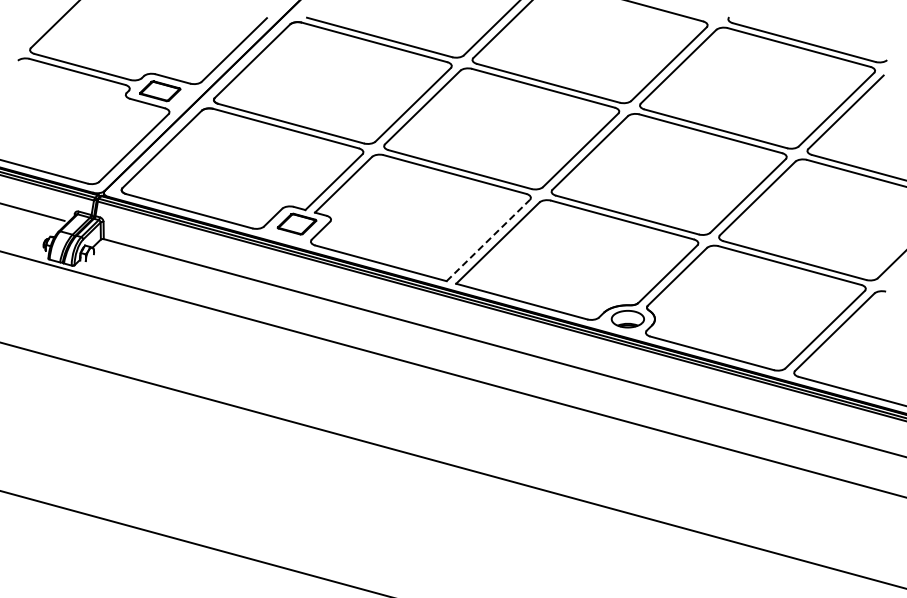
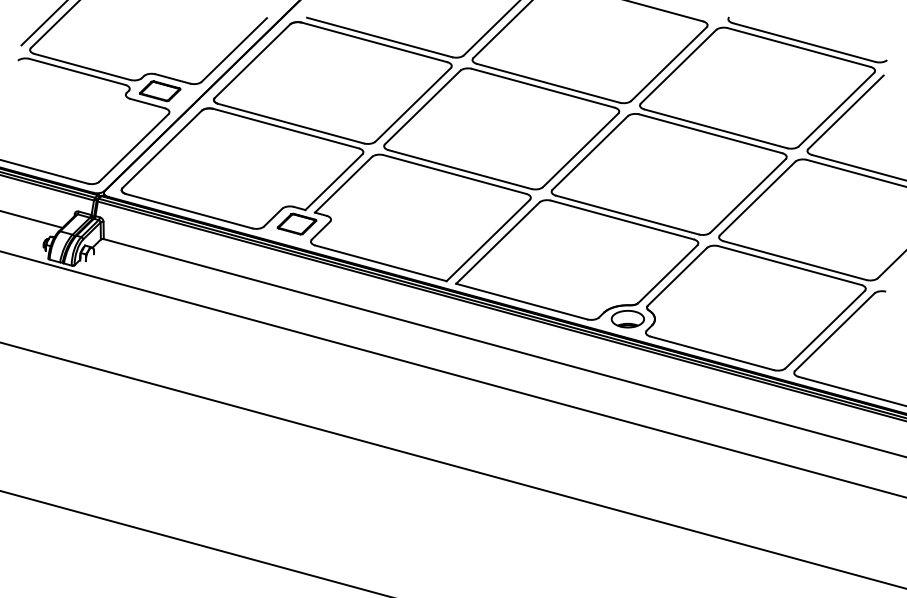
line: none -> present (43, 23)
line position: (33, 212) -> (32, 219) (32, 219)
line: dashed -> solid (488, 240)
